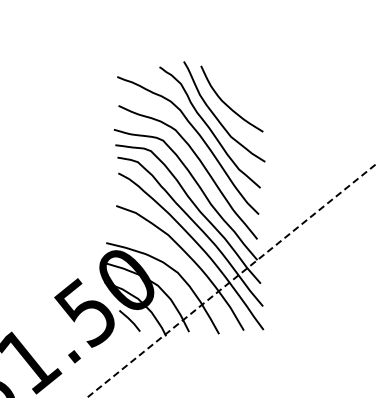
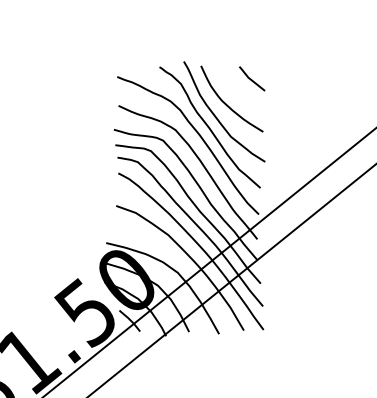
curve: none -> present (251, 78)
line: none -> present (209, 262)
line: dashed -> solid (231, 280)
